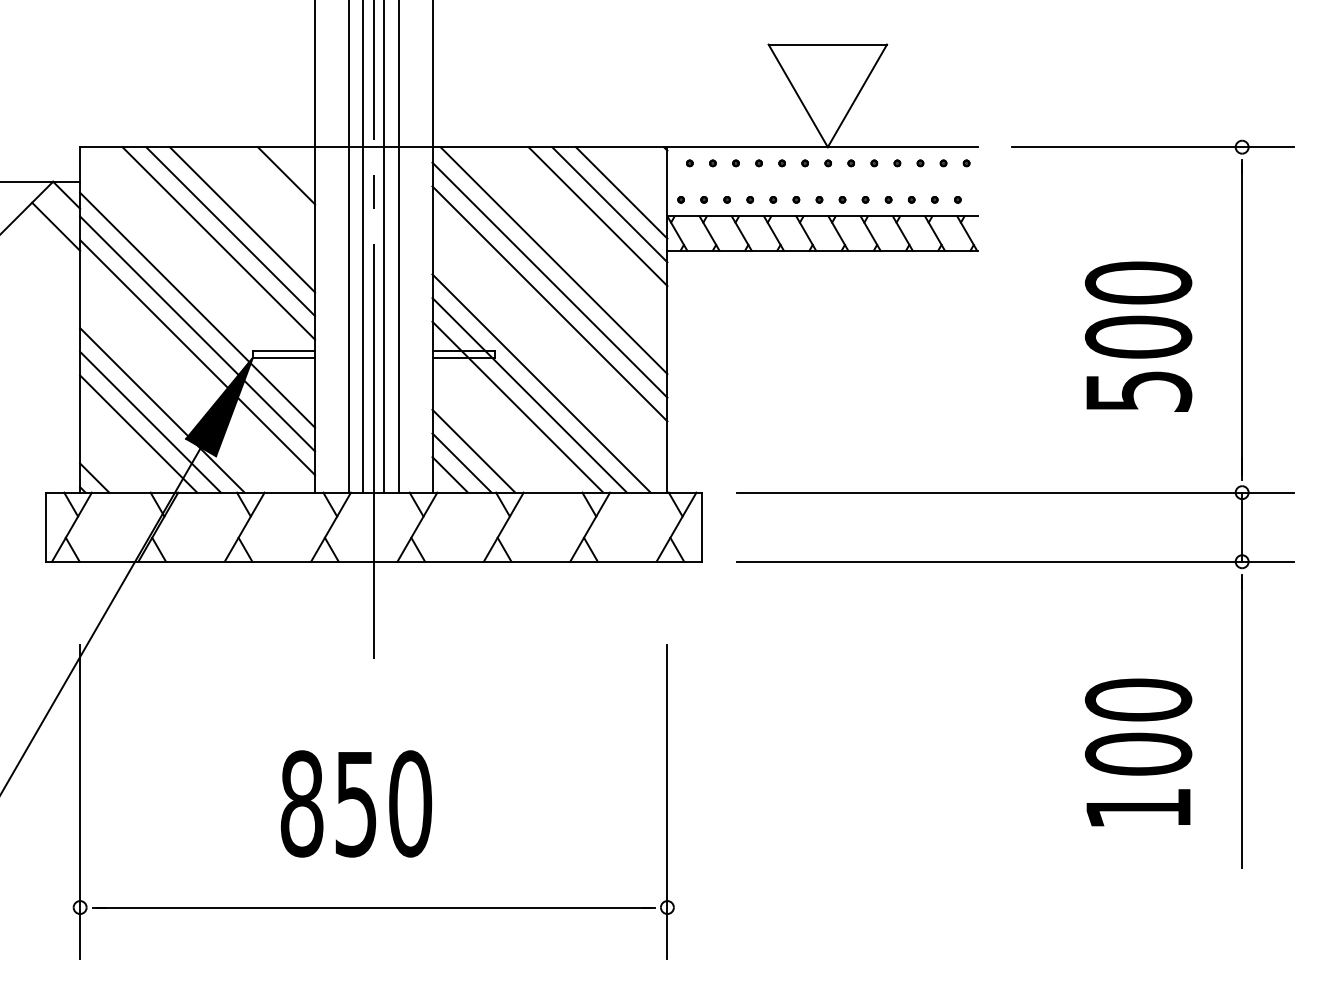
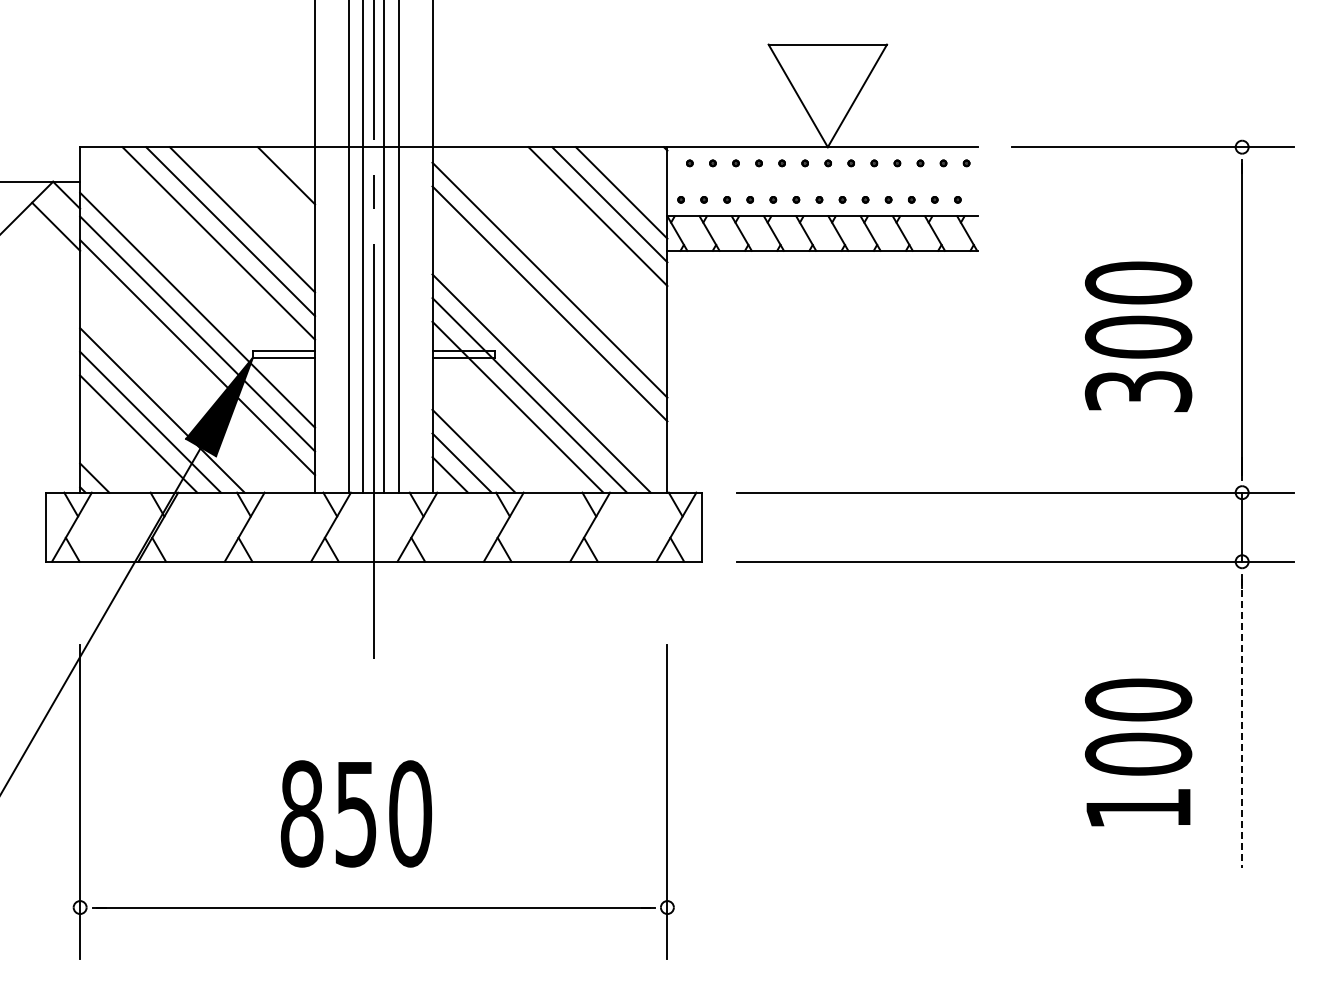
line: present -> none (553, 260)
text: 500 -> 300 (1137, 391)
line: solid -> dashed (1242, 723)
text position: (355, 803) -> (355, 813) (355, 813)
